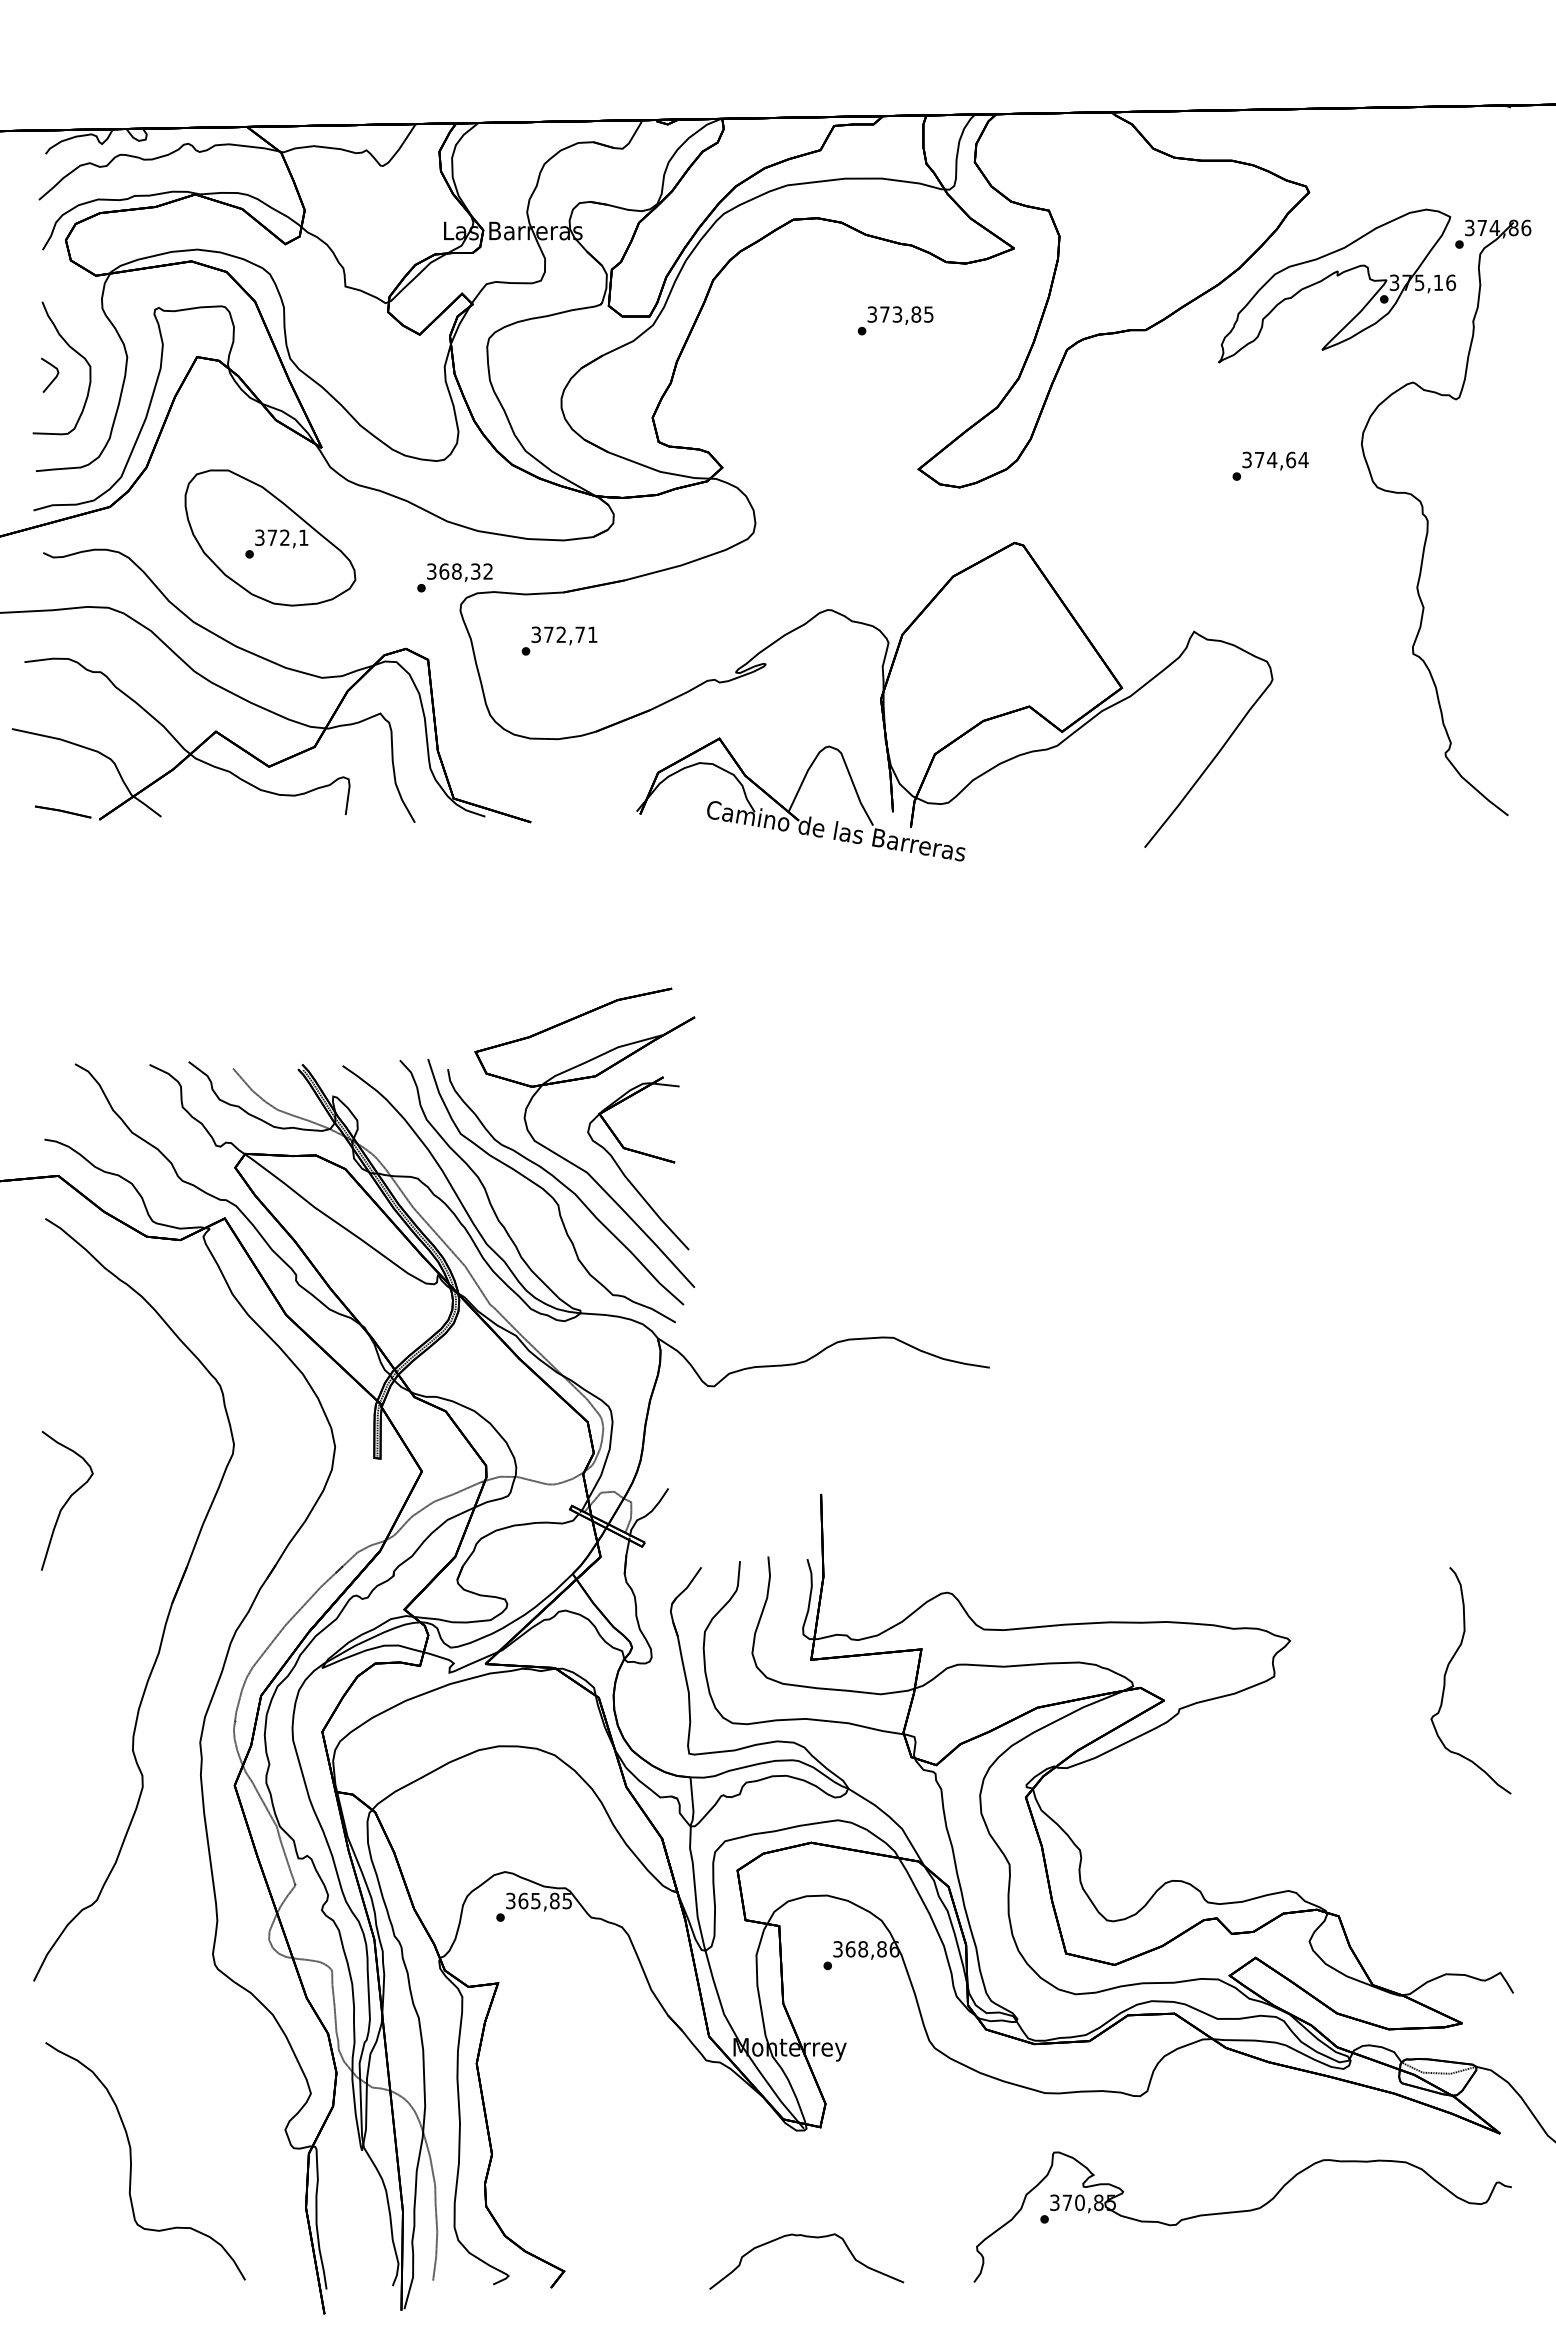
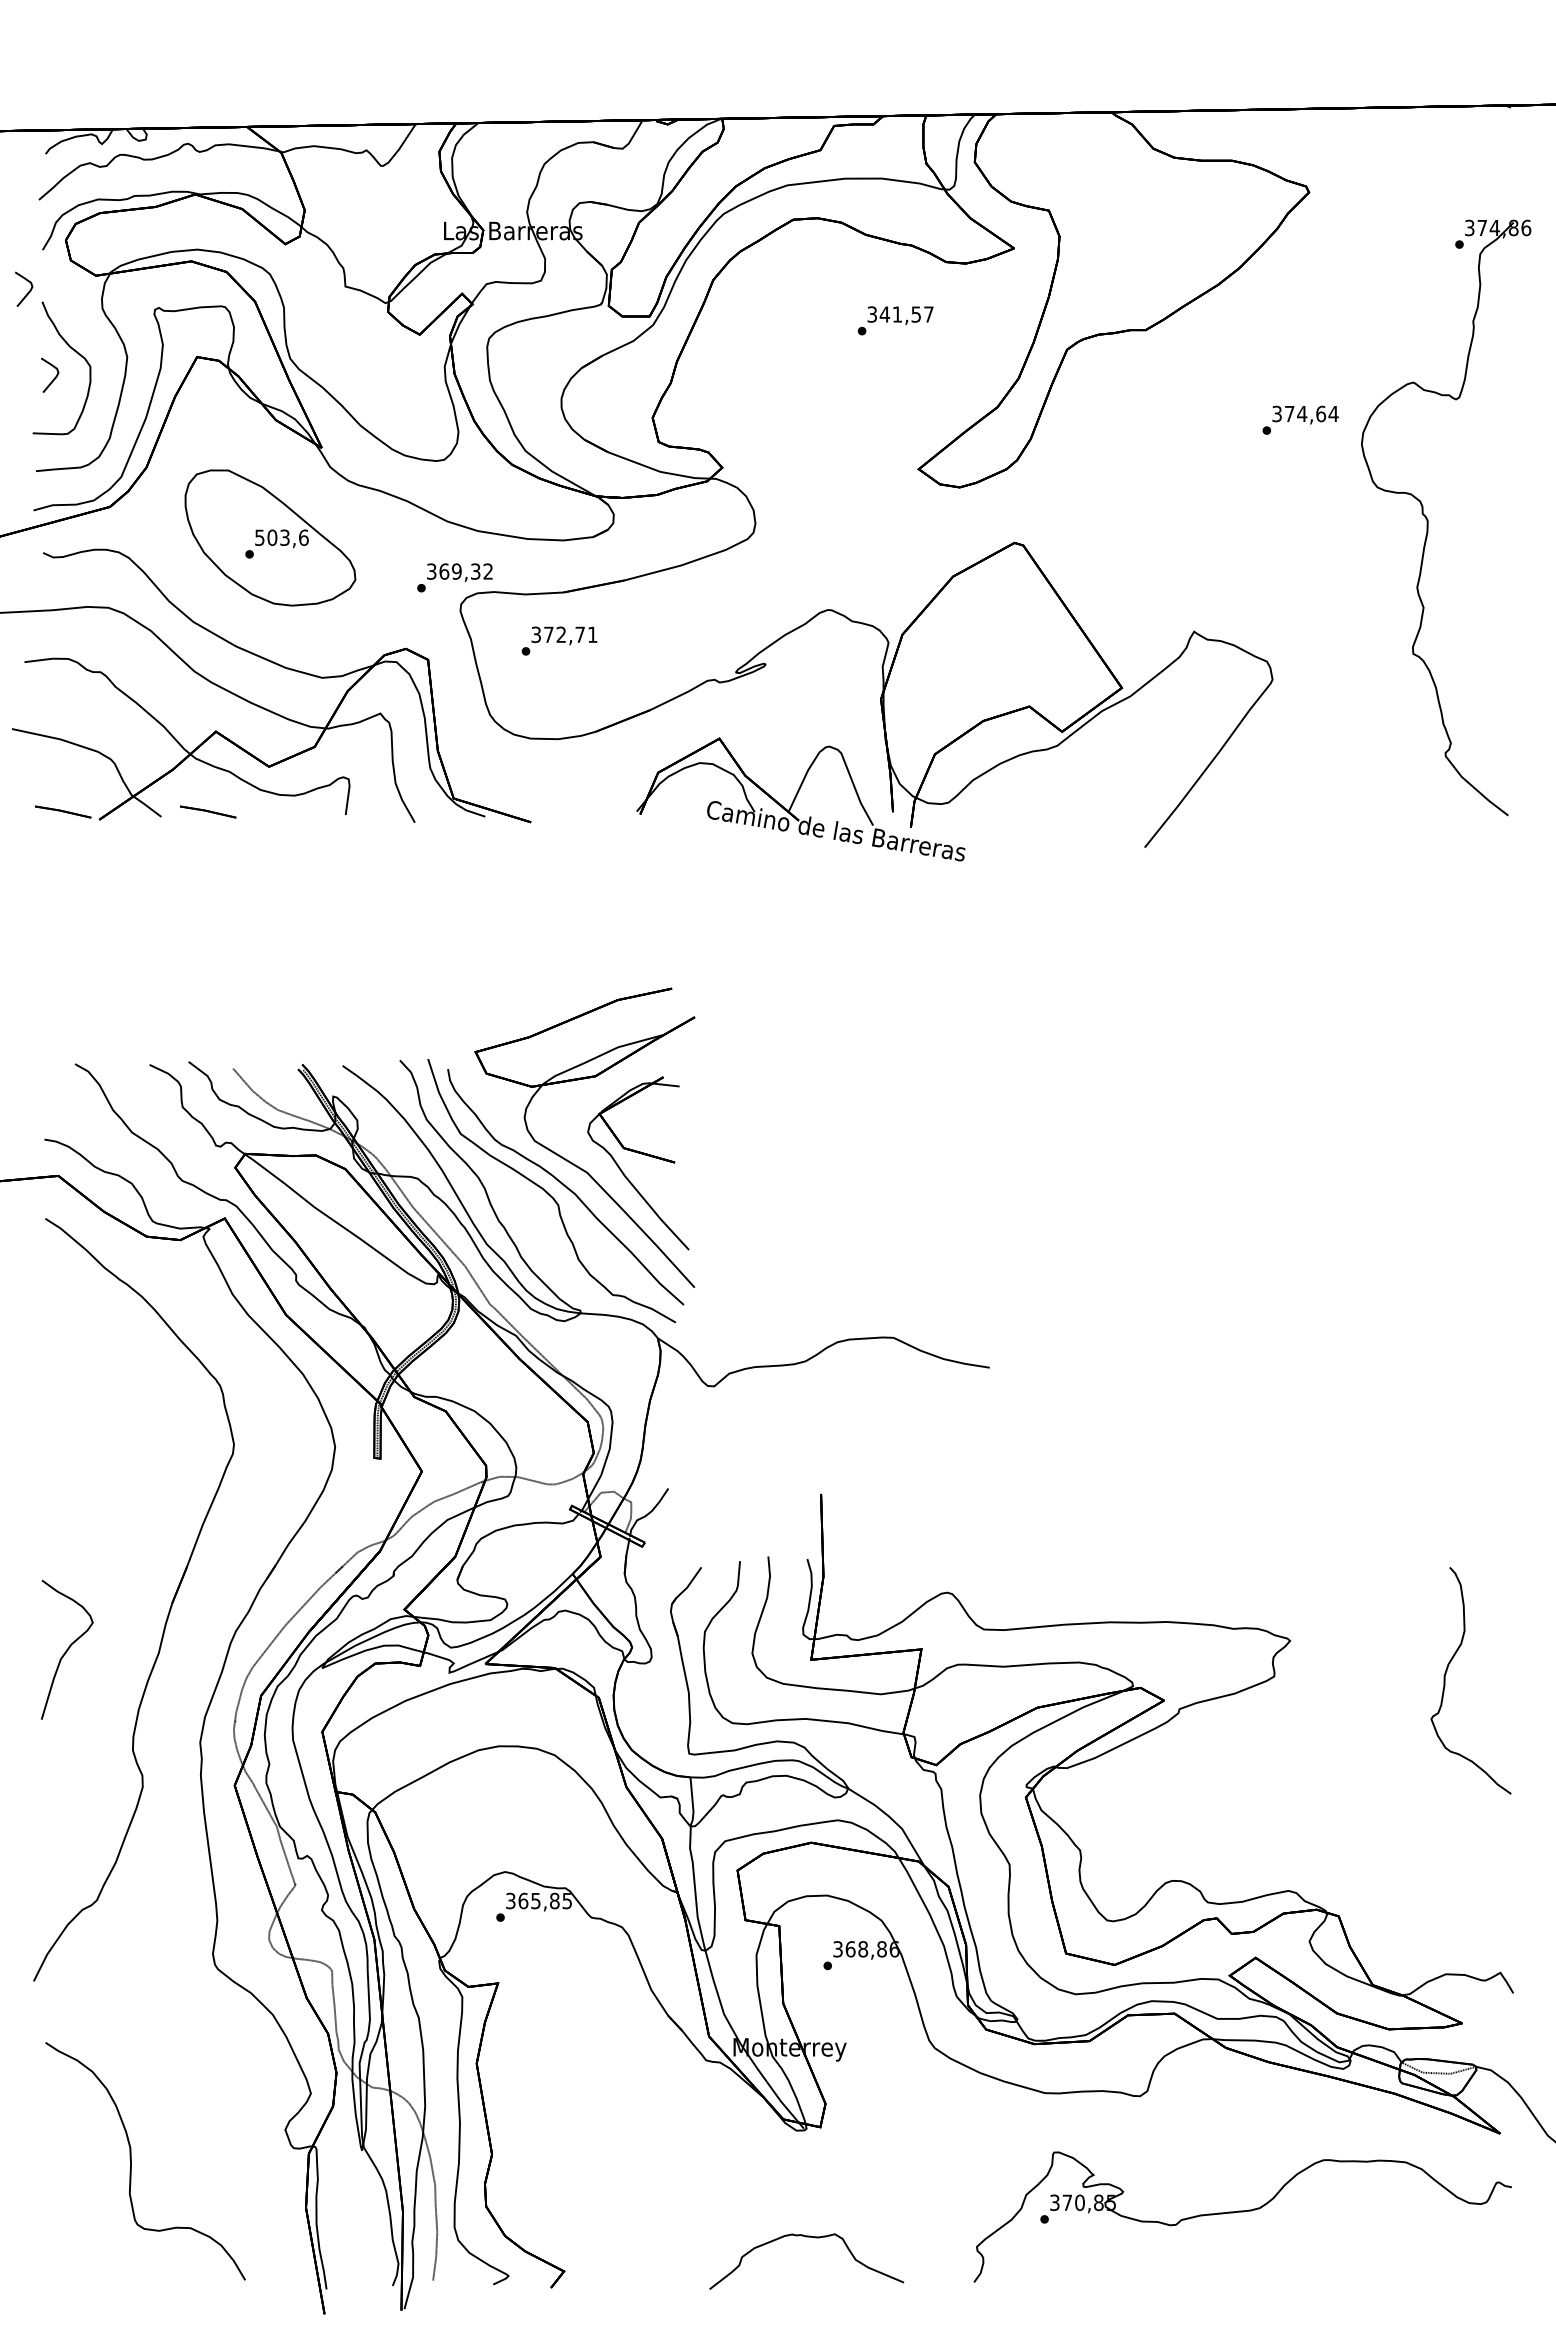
part: present -> none (1337, 276)
curve: none -> present (28, 291)
text: 373,85 -> 341,57 (906, 314)
text position: (1270, 465) -> (1300, 419) (1300, 419)
text: 372,1 -> 503,6 (281, 537)
text: 368,32 -> 369,32 (456, 571)
line: none -> present (208, 811)
curve position: (67, 1500) -> (67, 1649) (67, 1649)
